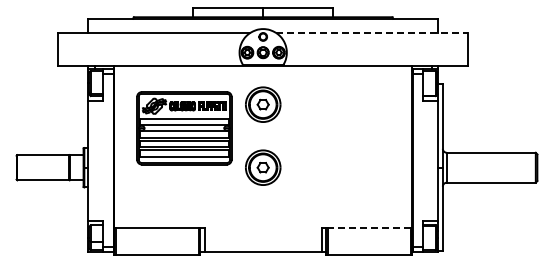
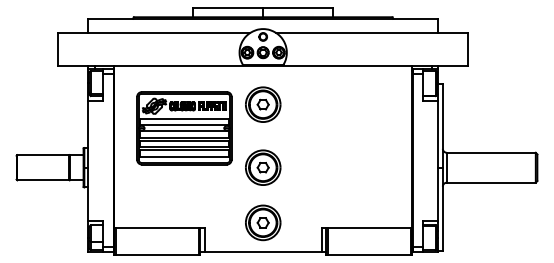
line: dashed -> solid (372, 33)
part: none -> present (263, 222)
line: dashed -> solid (368, 228)
